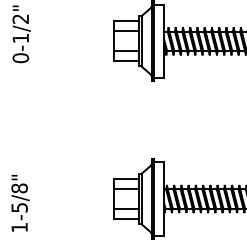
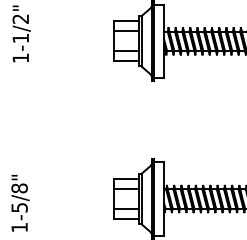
text: 0-1/2" -> 1-1/2" (20, 58)
